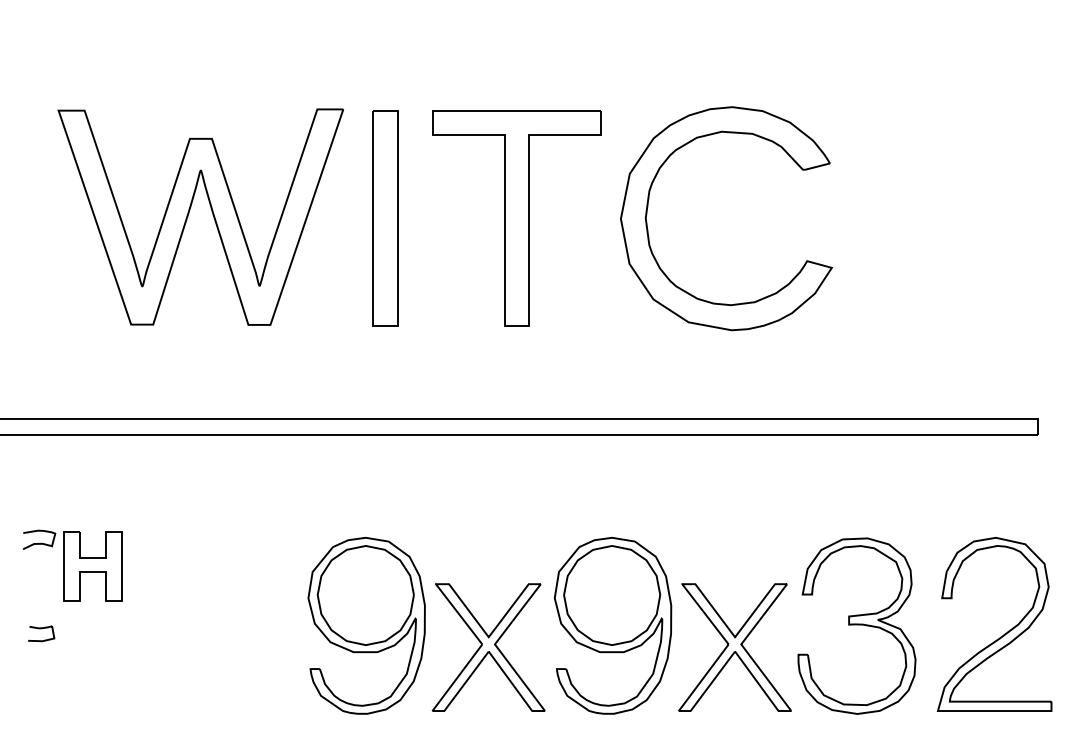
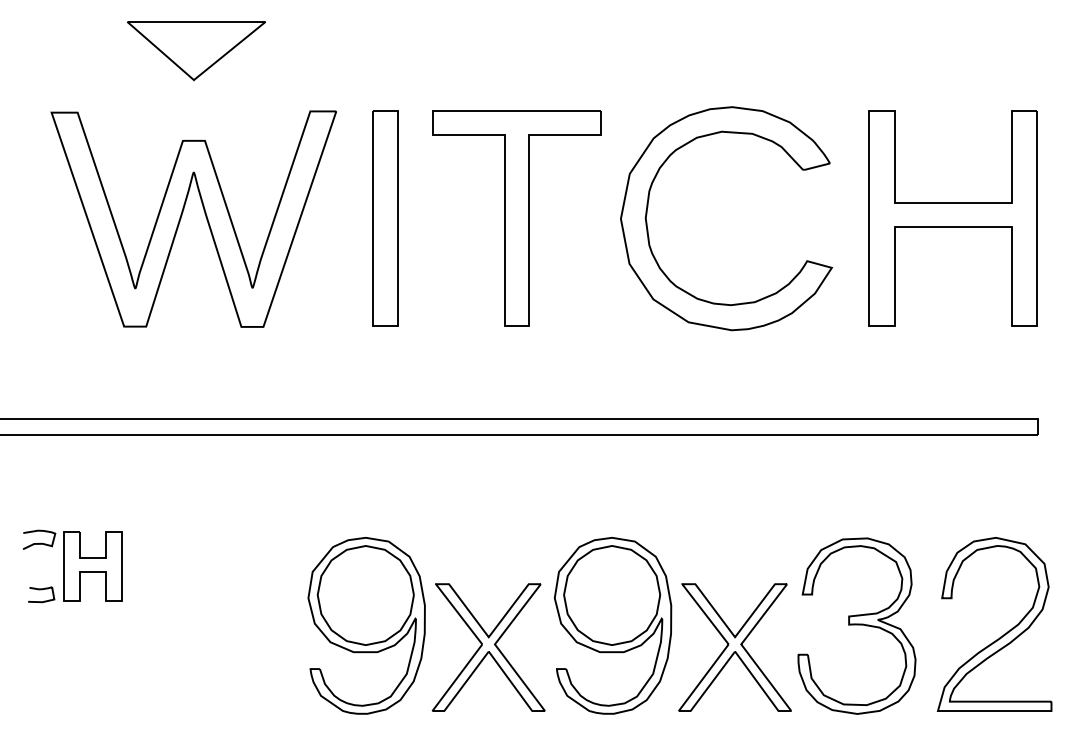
part: none -> present (196, 51)
part position: (189, 213) -> (182, 215) (182, 215)
part: none -> present (952, 218)
curve position: (41, 629) -> (41, 590) (41, 590)
